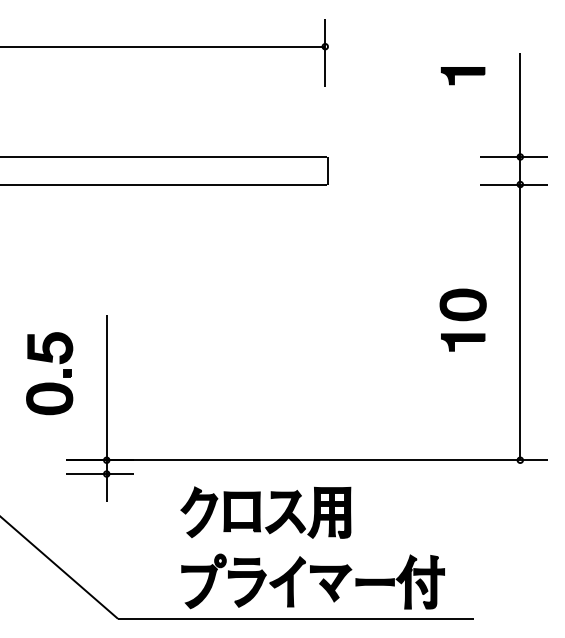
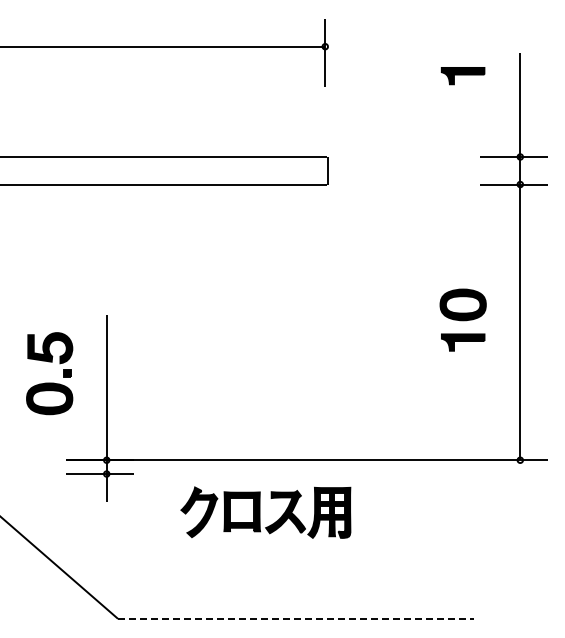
part: present -> none (319, 583)
line: solid -> dashed (295, 618)
